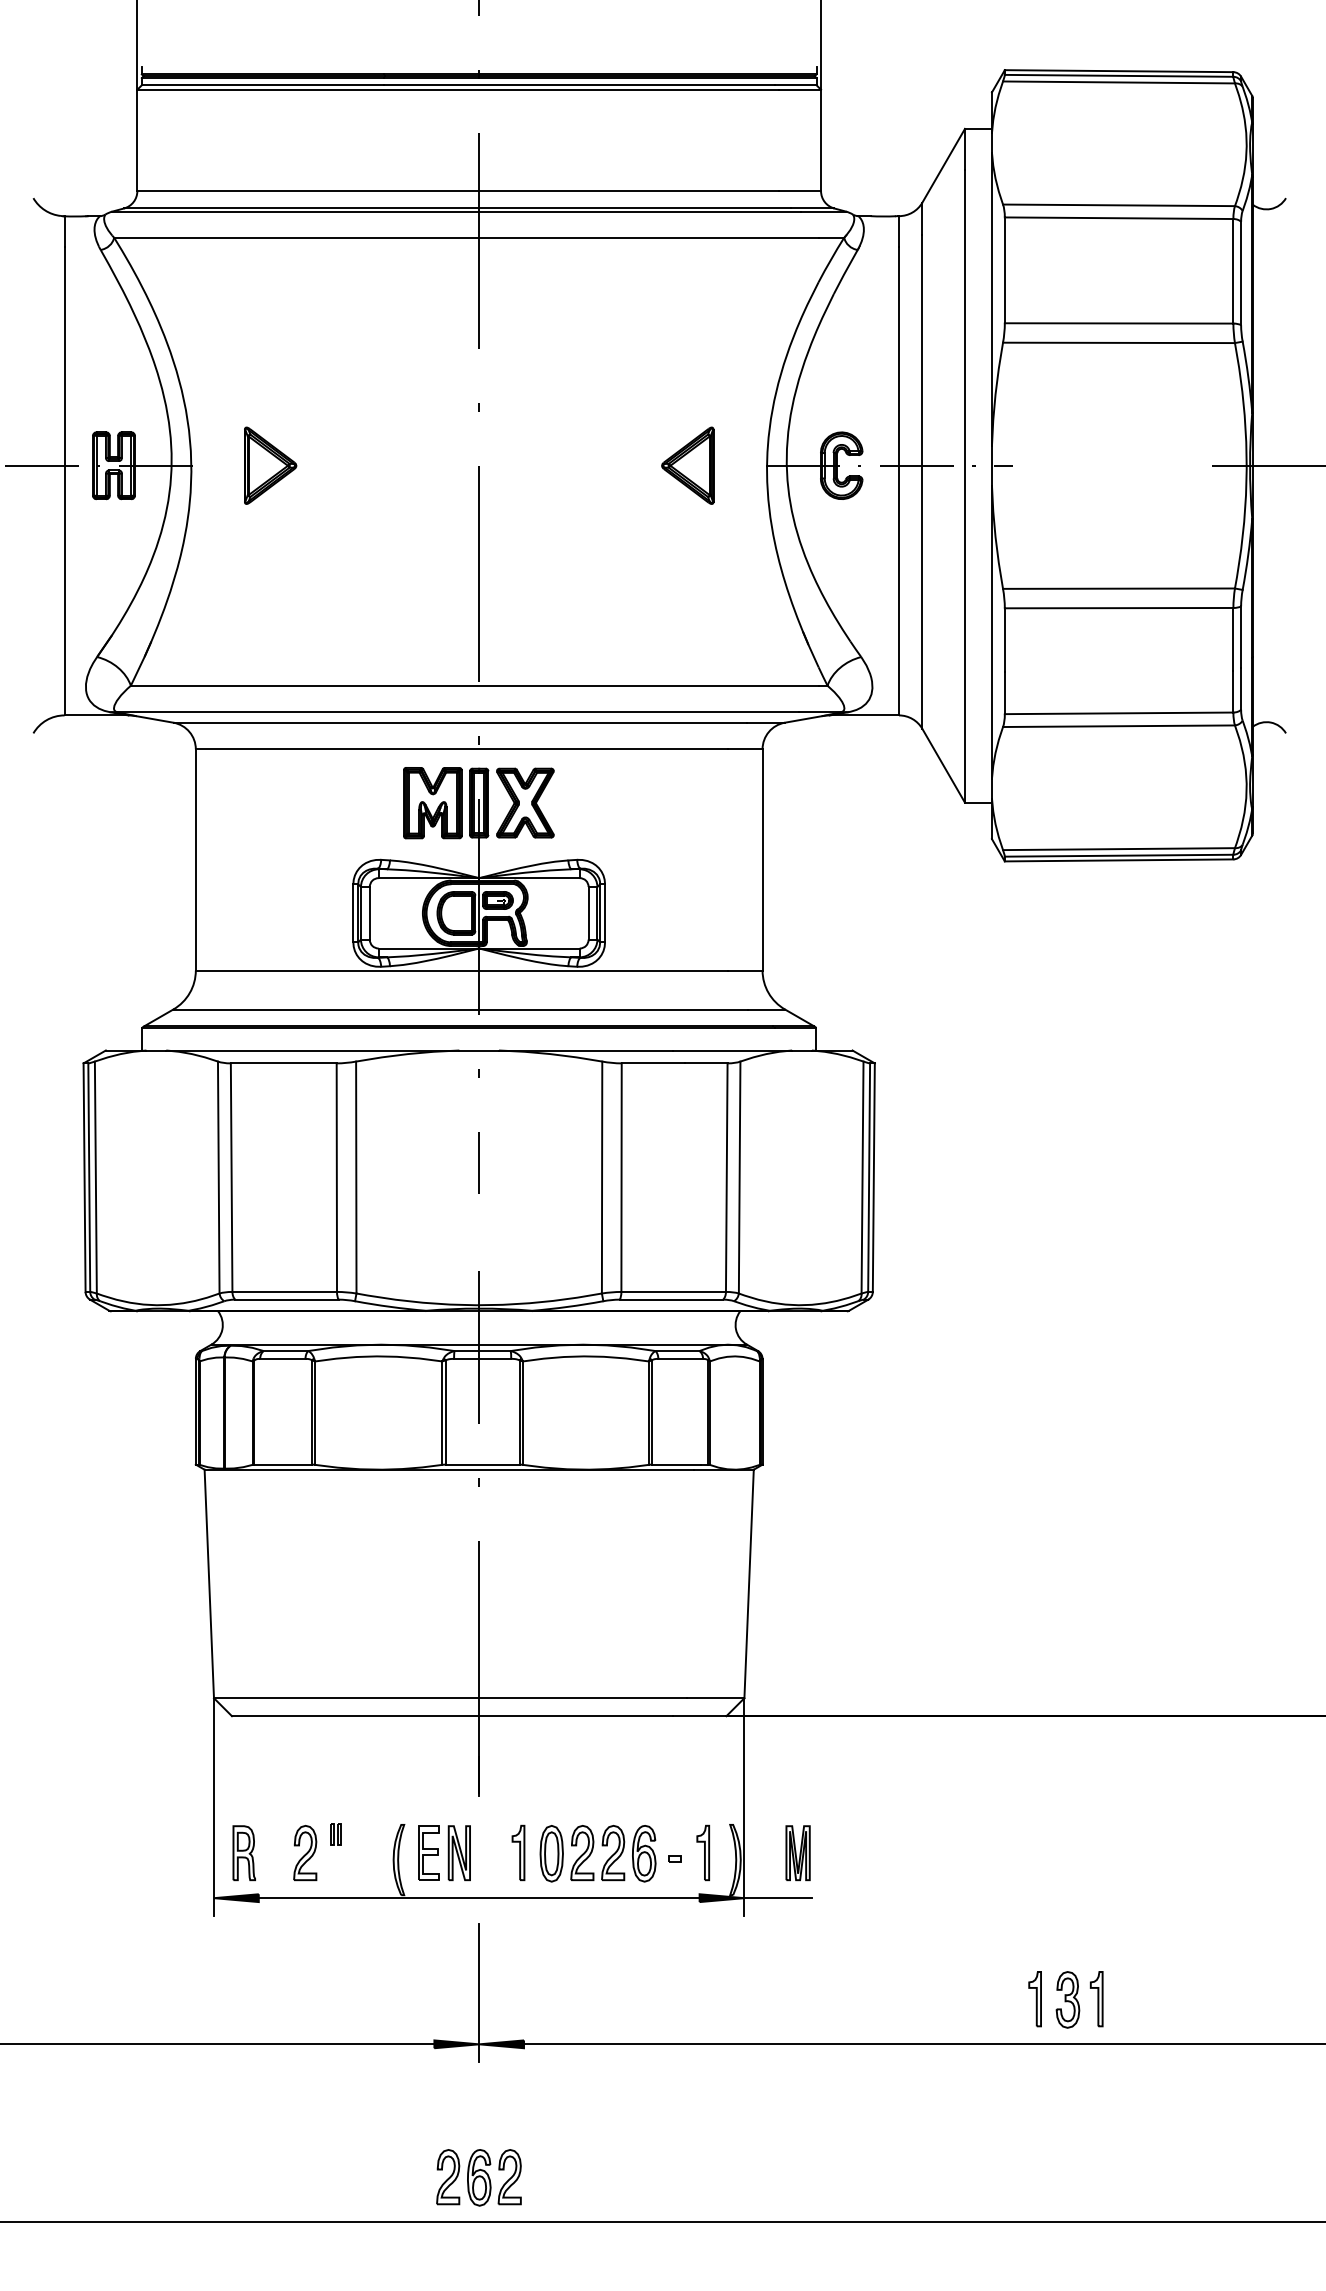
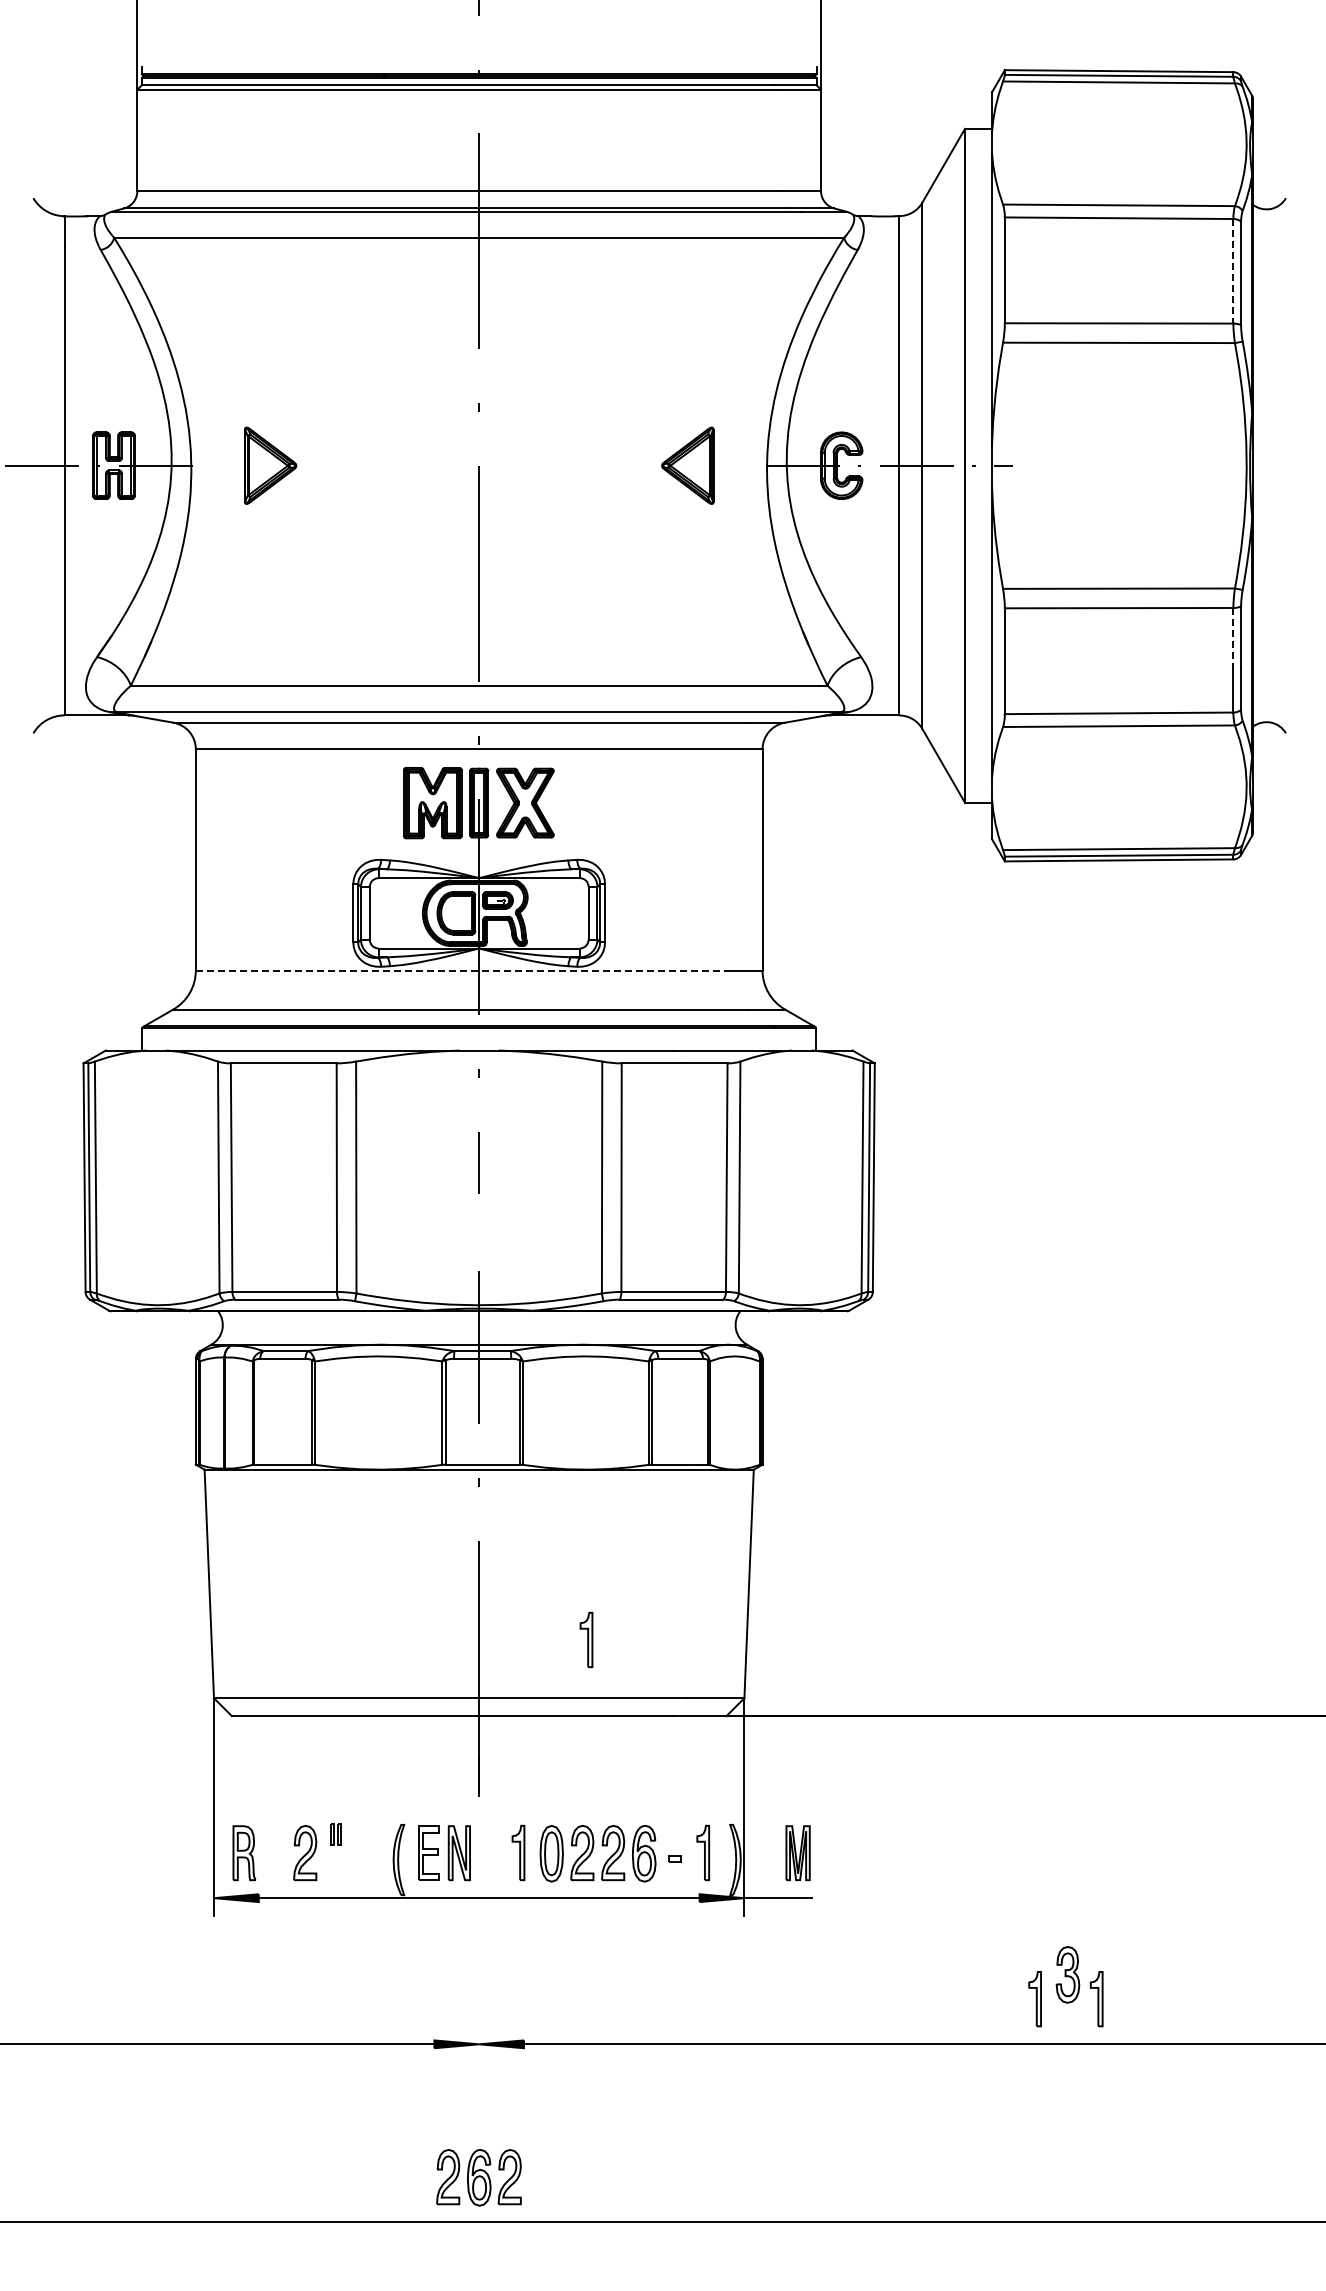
line: solid -> dashed (1233, 271)
line: present -> none (1267, 465)
line: solid -> dashed (1233, 639)
line: solid -> dashed (462, 970)
part: none -> present (586, 1639)
line: present -> none (479, 1993)
part position: (1067, 1999) -> (1067, 1974) (1067, 1974)
